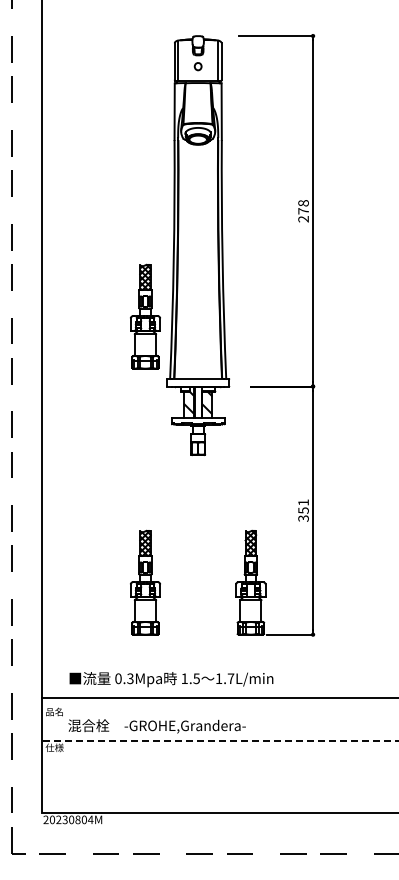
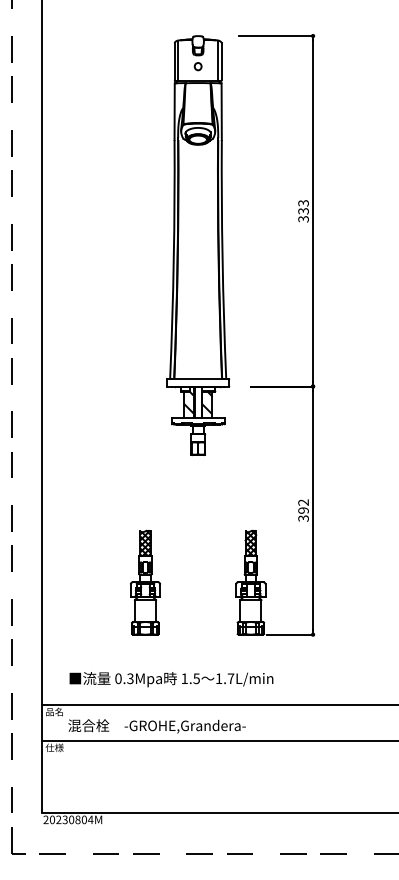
text: 278 -> 333 (303, 211)
part: present -> none (145, 316)
text: 351 -> 392 (303, 506)
line position: (218, 698) -> (218, 705) (218, 705)
line: dashed -> solid (220, 740)
